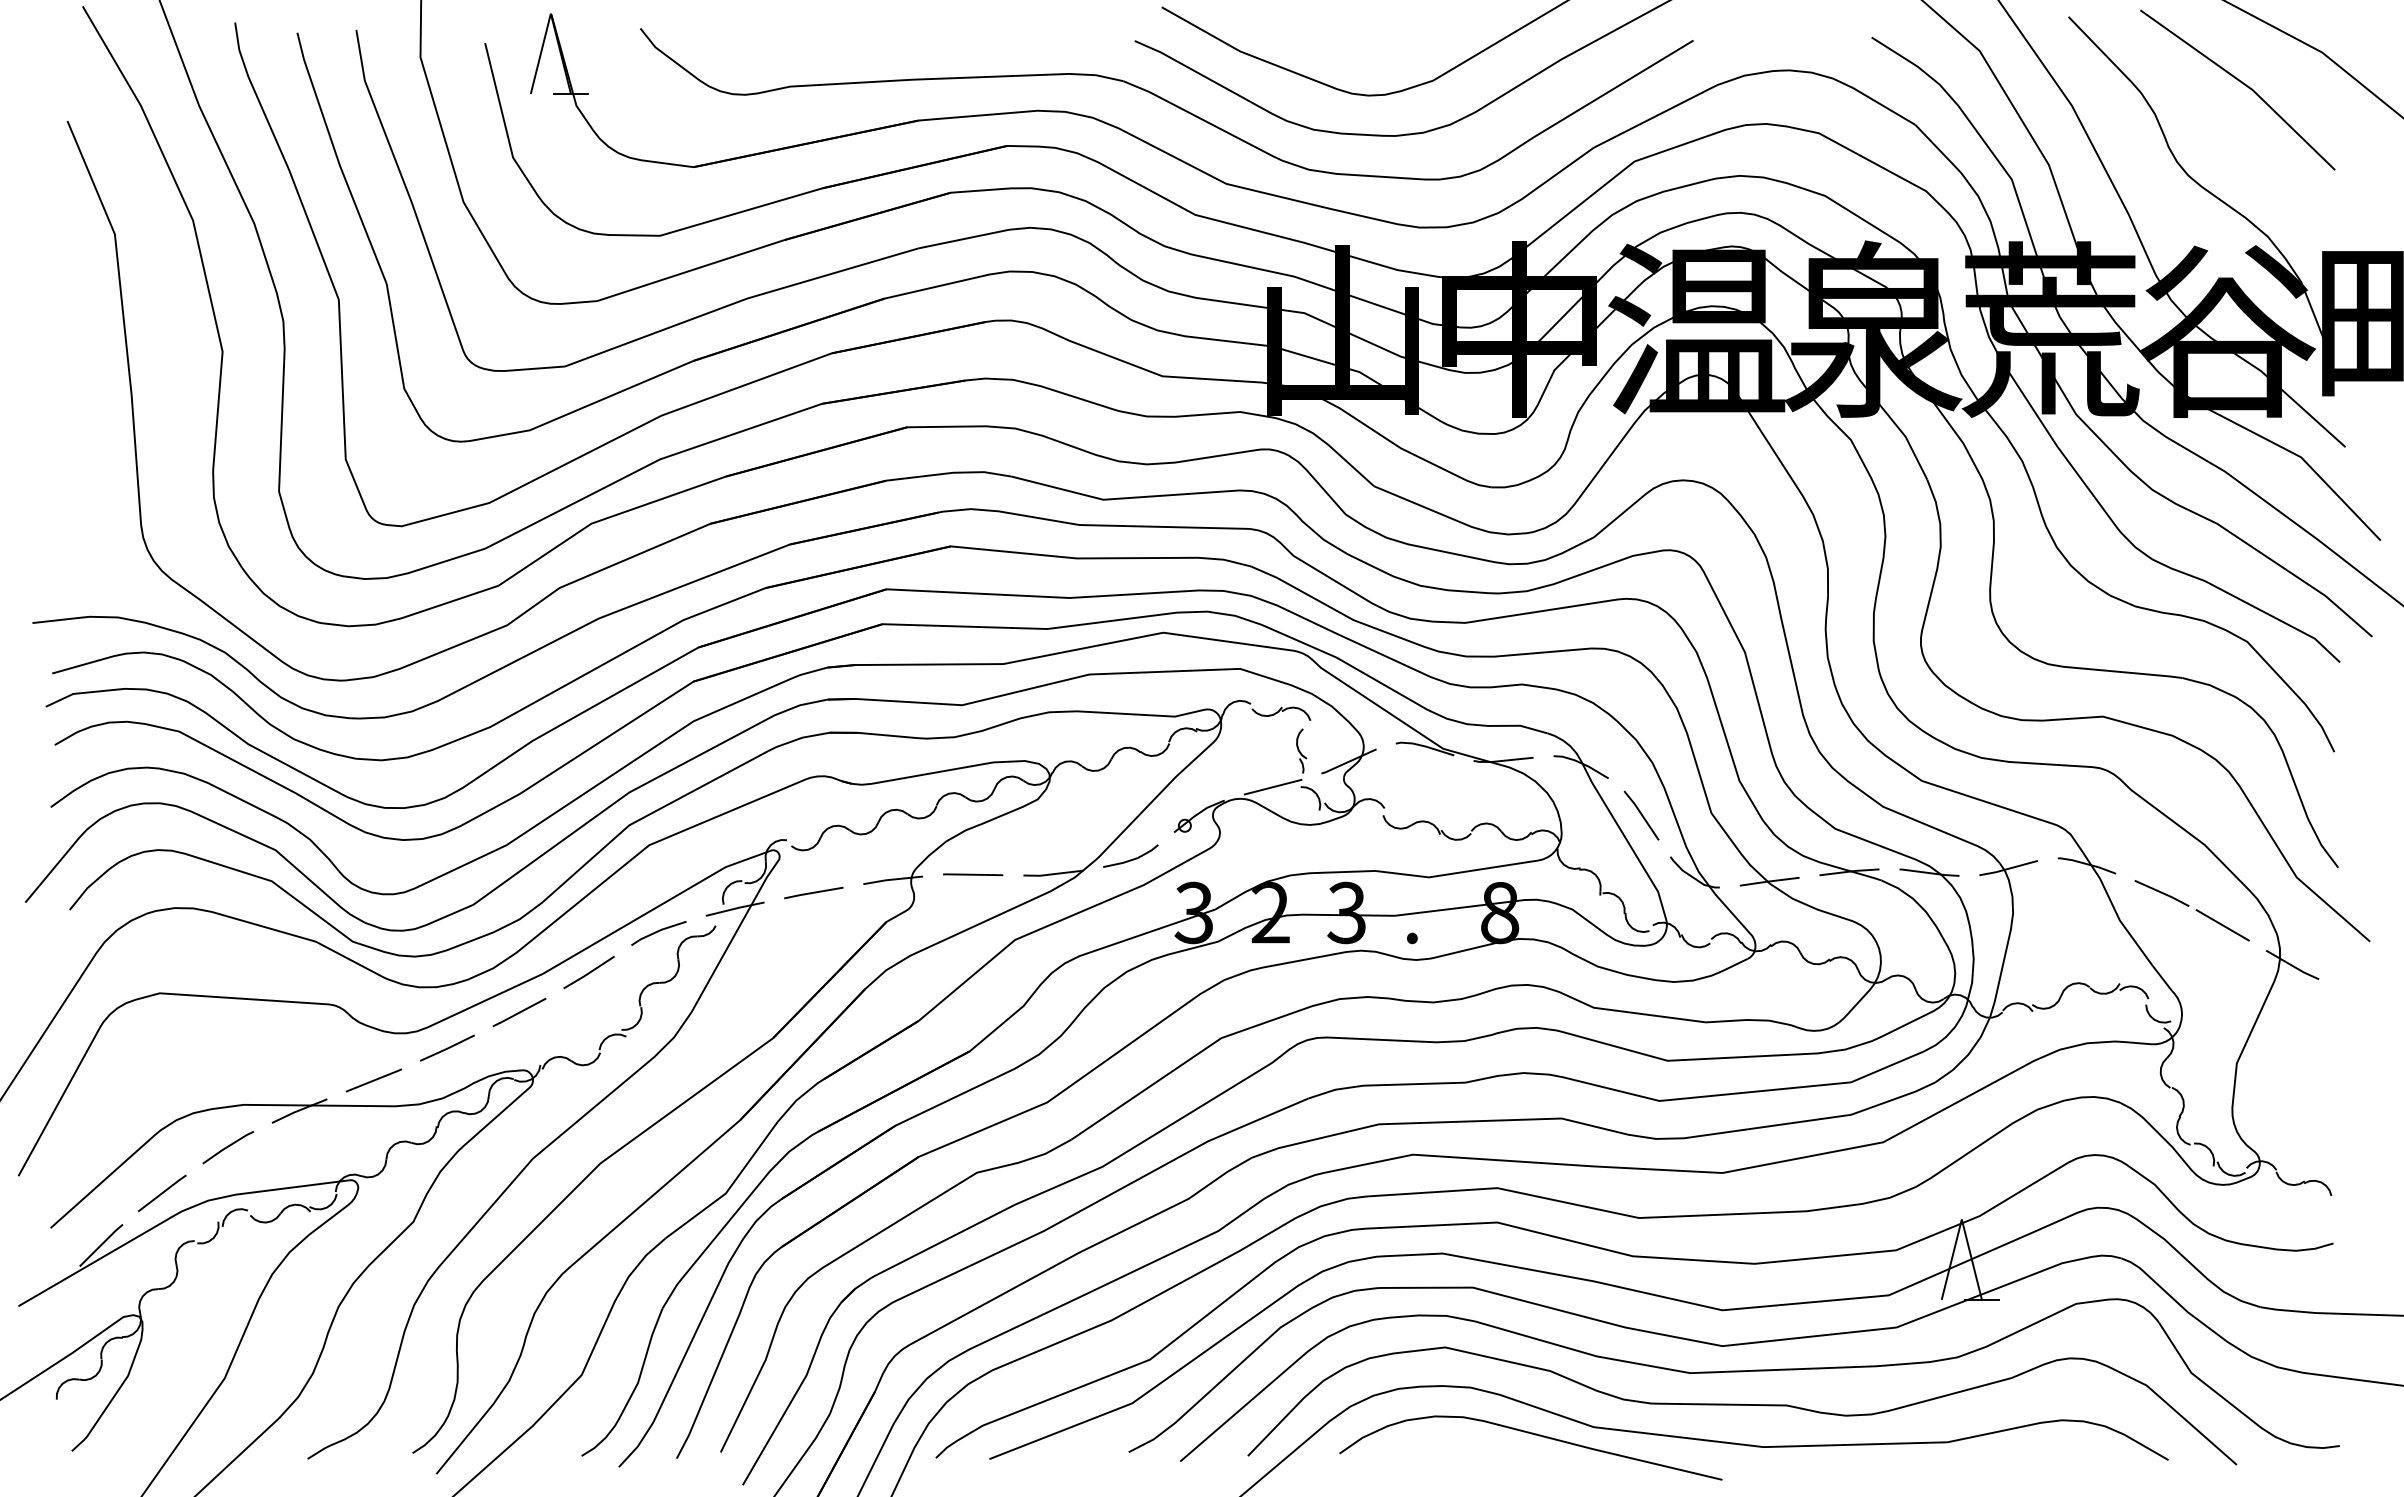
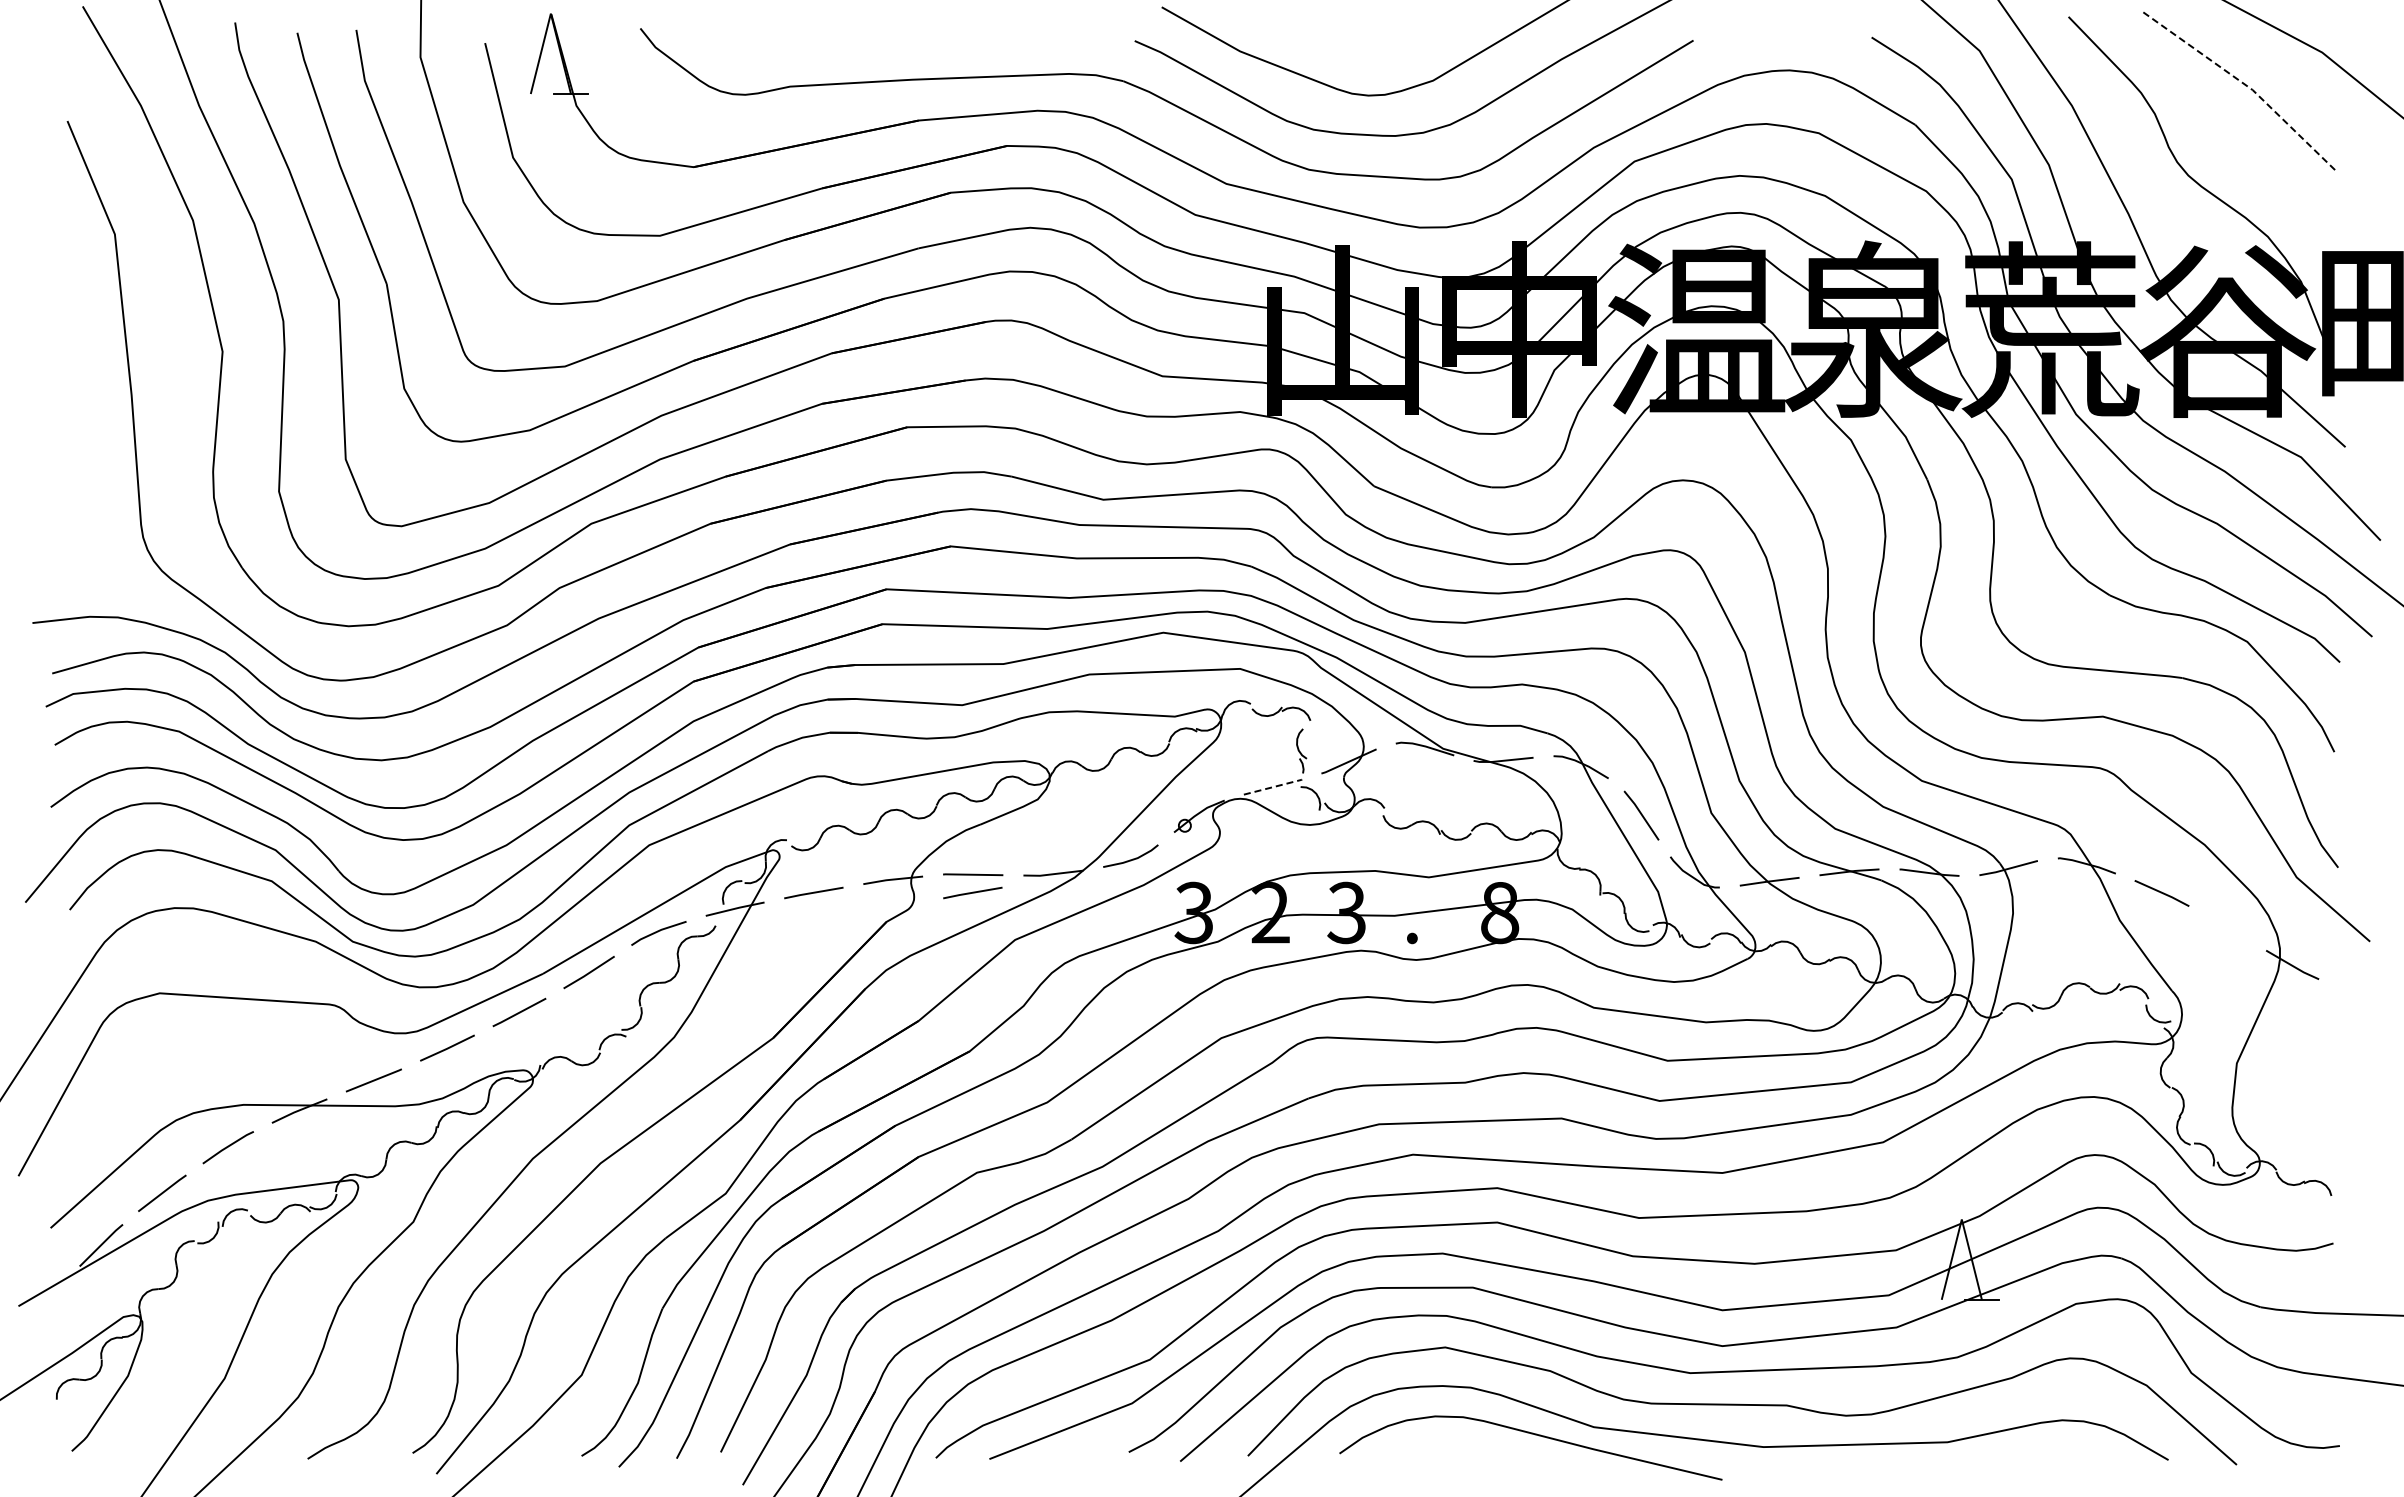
line: solid -> dashed (2243, 83)
line: solid -> dashed (1273, 786)
line: none -> present (972, 892)
line: present -> none (2222, 925)
